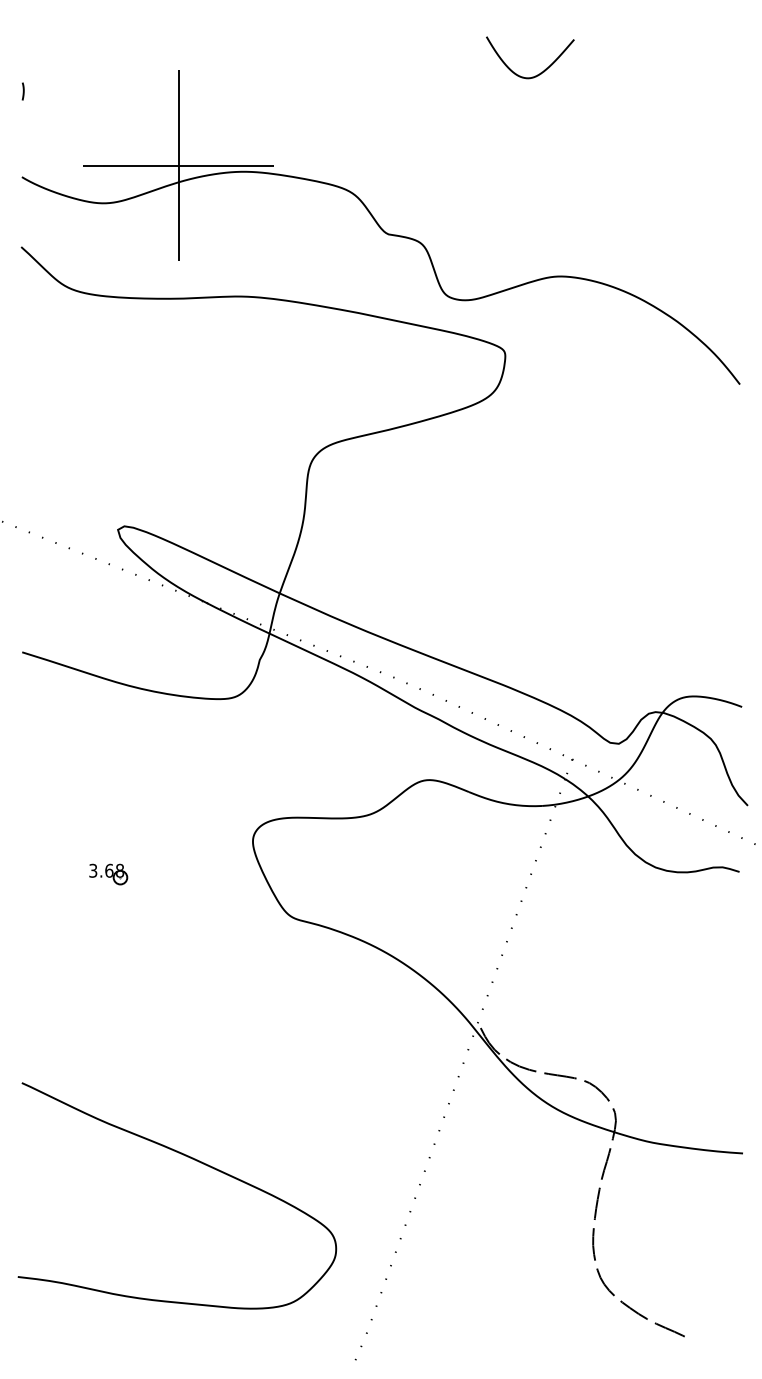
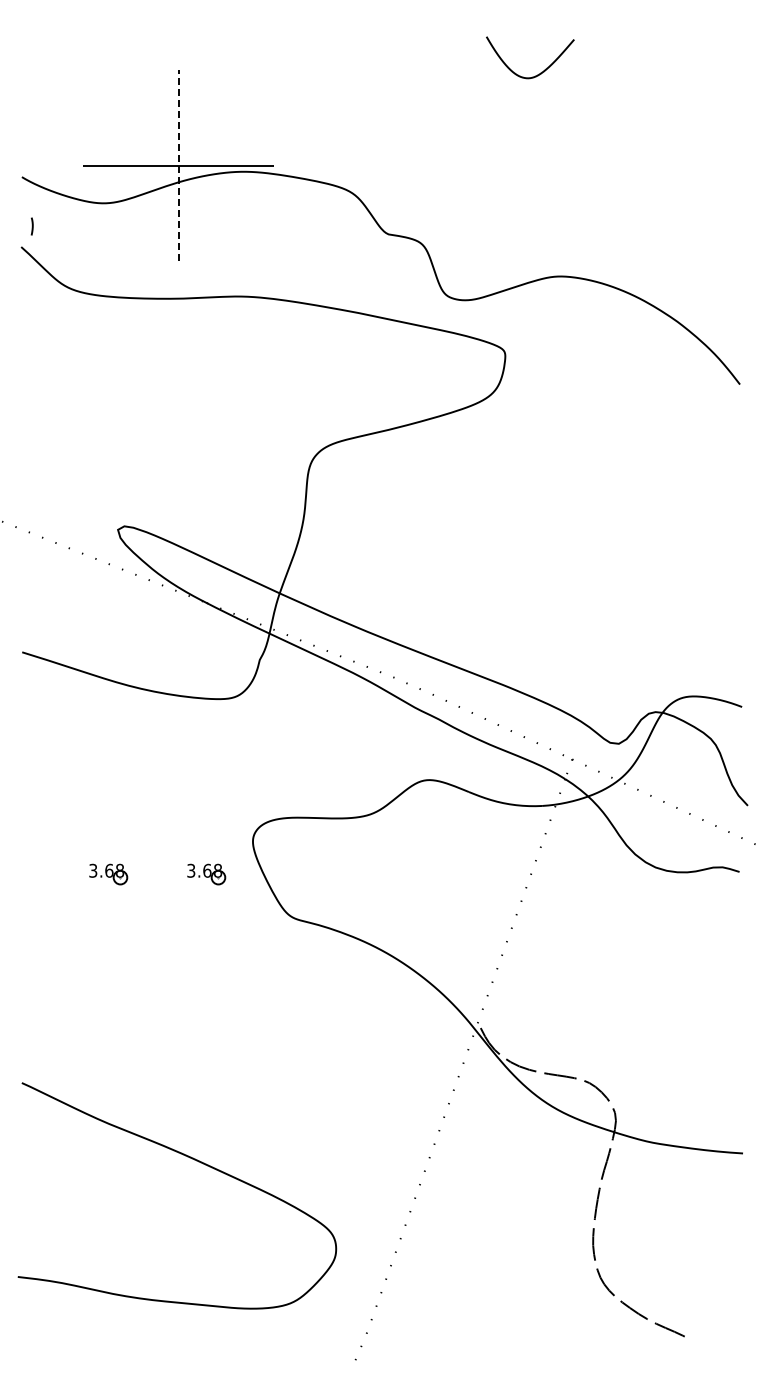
line position: (22, 91) -> (31, 226) (31, 226)
line: solid -> dashed (178, 165)
part: none -> present (206, 874)
